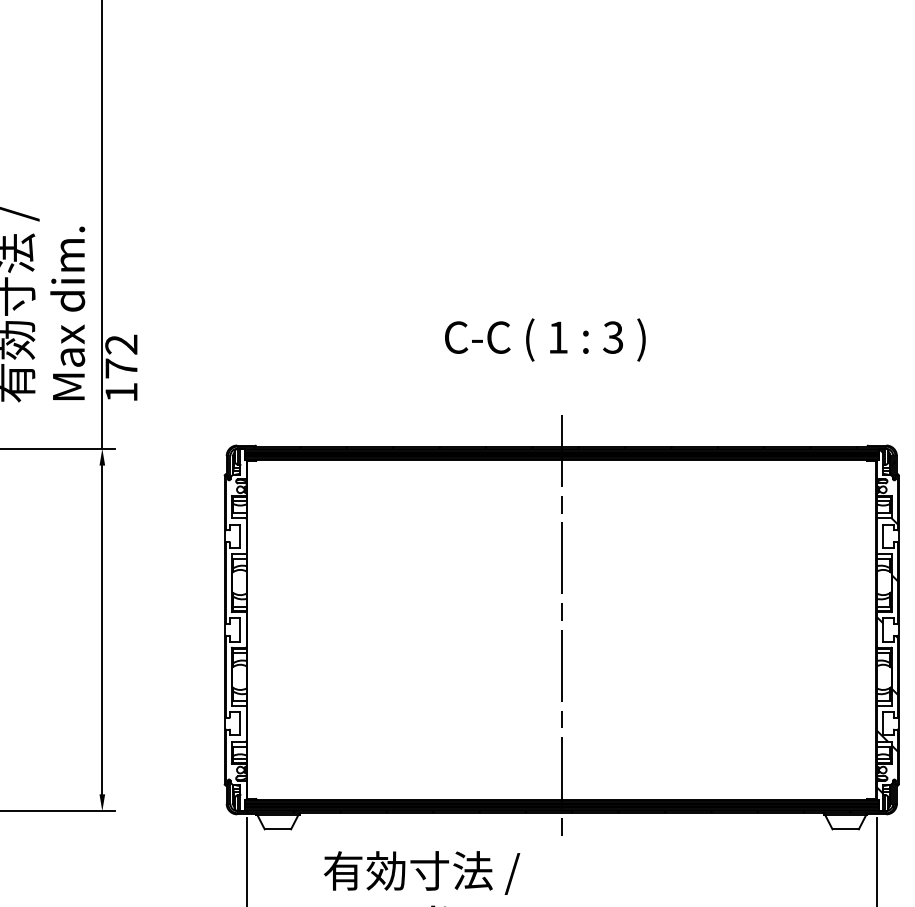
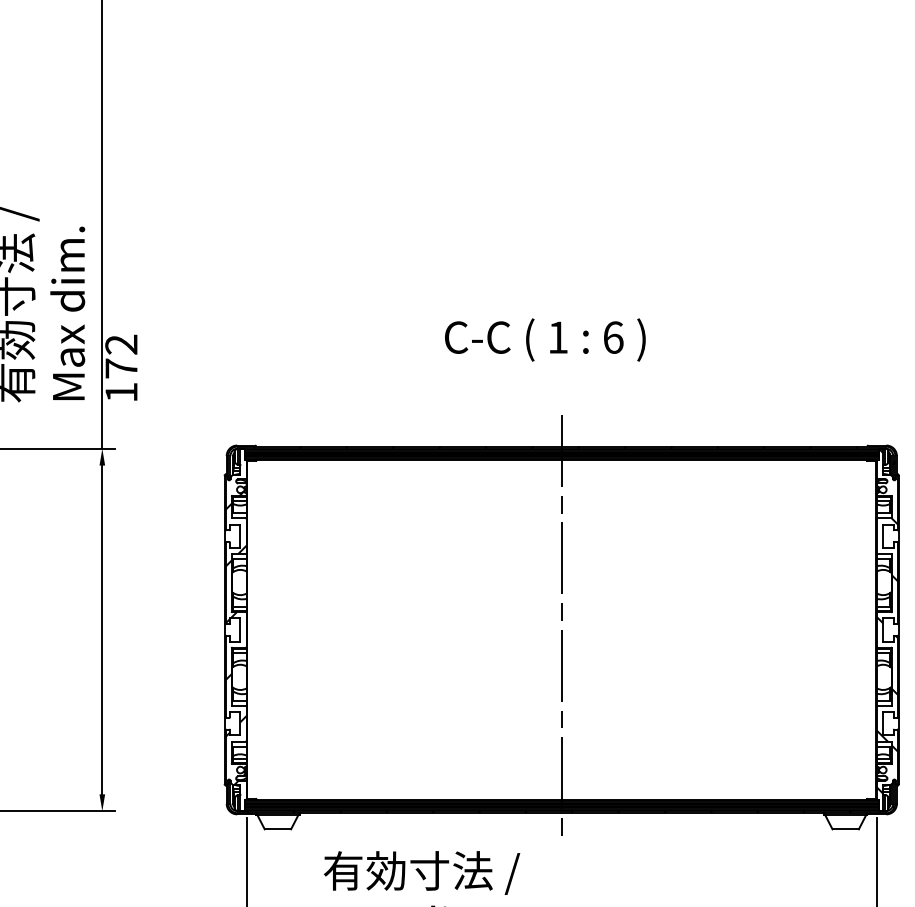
text: 3 -> 6 (613, 337)
hatch: none -> present (235, 637)
